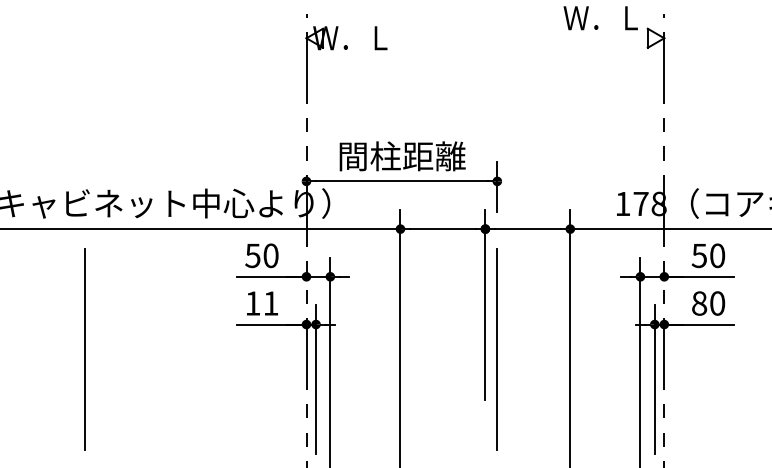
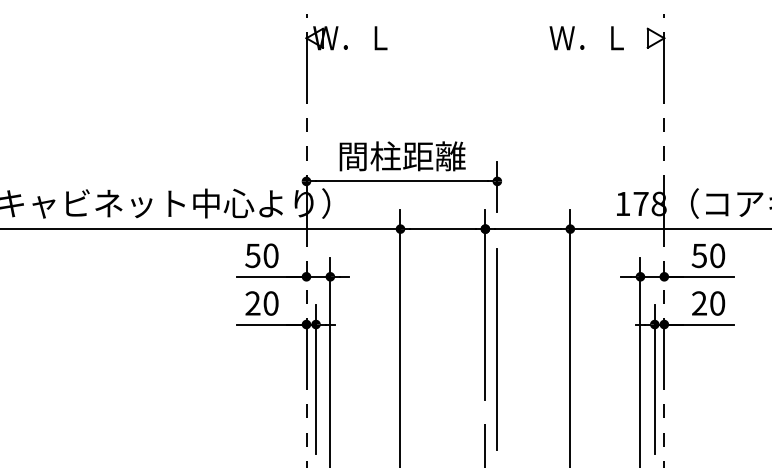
text position: (600, 18) -> (586, 38) (586, 38)
text: 11 -> 20 (261, 303)
text: 80 -> 20 (699, 303)
line: present -> none (84, 349)
line: none -> present (485, 444)
